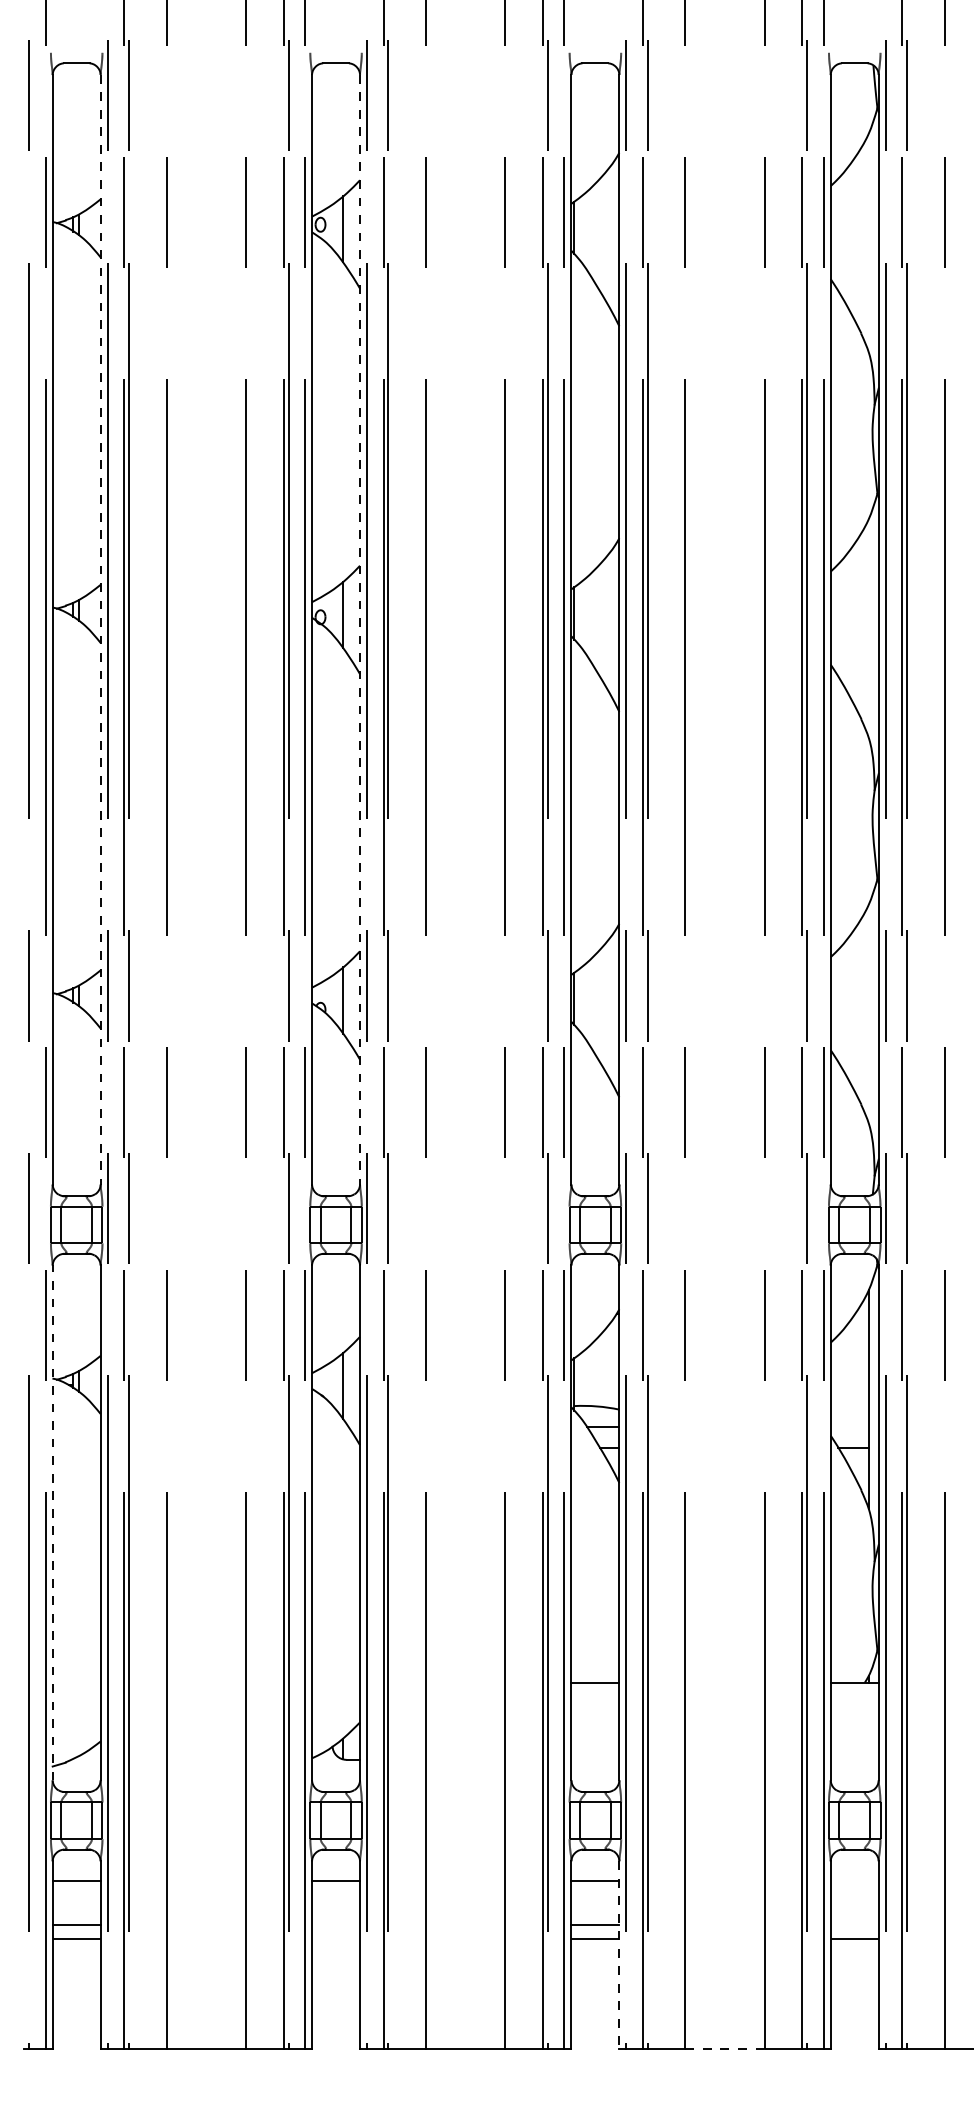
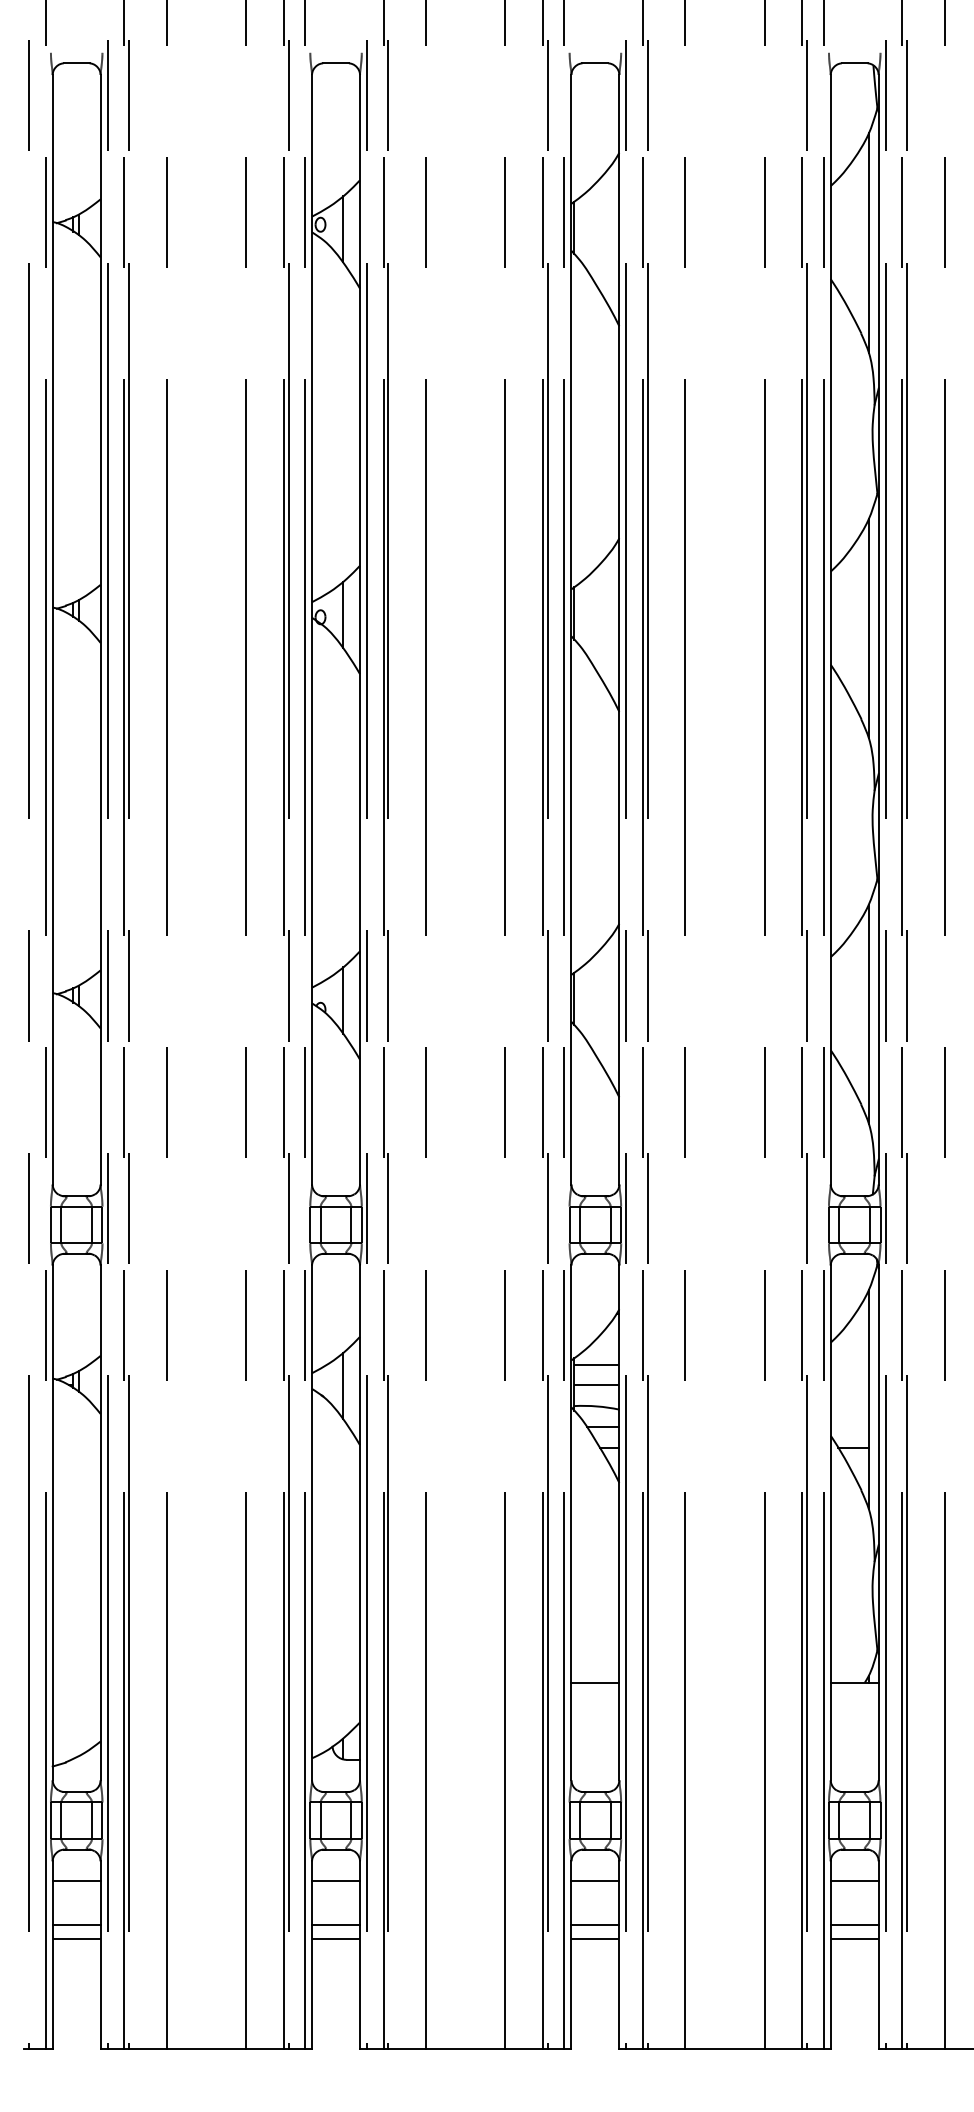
line: none -> present (868, 242)
line: none -> present (868, 628)
line: dashed -> solid (100, 629)
line: dashed -> solid (360, 629)
line: none -> present (868, 1013)
line: none -> present (596, 1365)
line: none -> present (596, 1384)
line: dashed -> solid (52, 1522)
line: none -> present (854, 1881)
line: none -> present (336, 1924)
line: none -> present (854, 1924)
line: none -> present (336, 1938)
line: dashed -> solid (619, 1954)
line: dashed -> solid (725, 2048)
